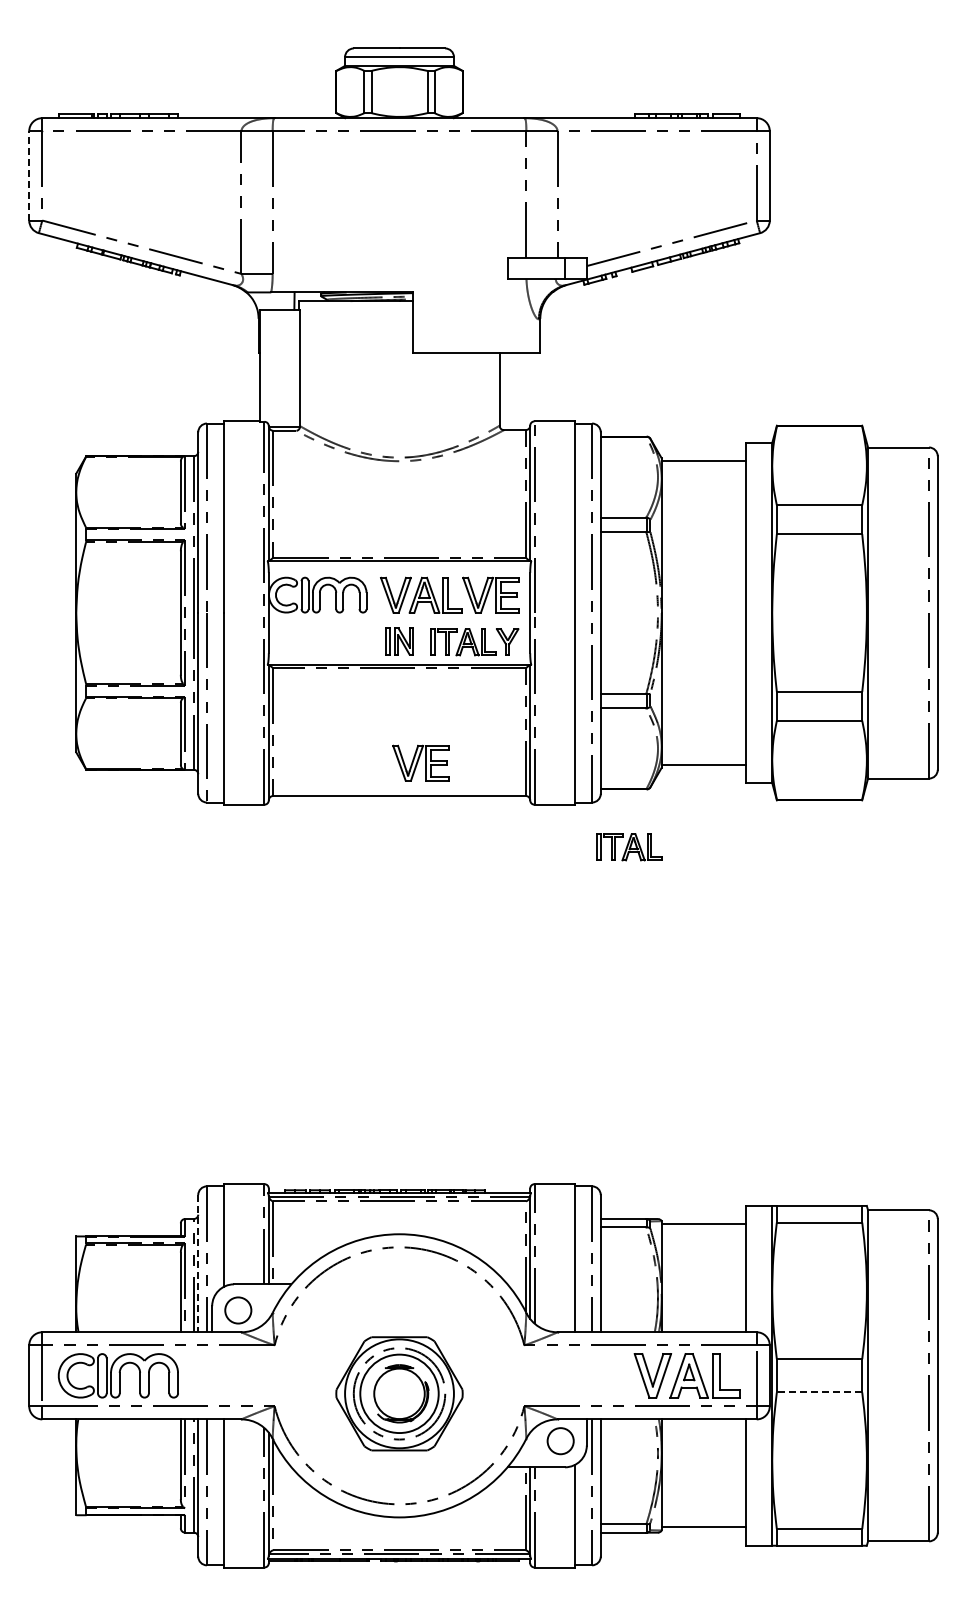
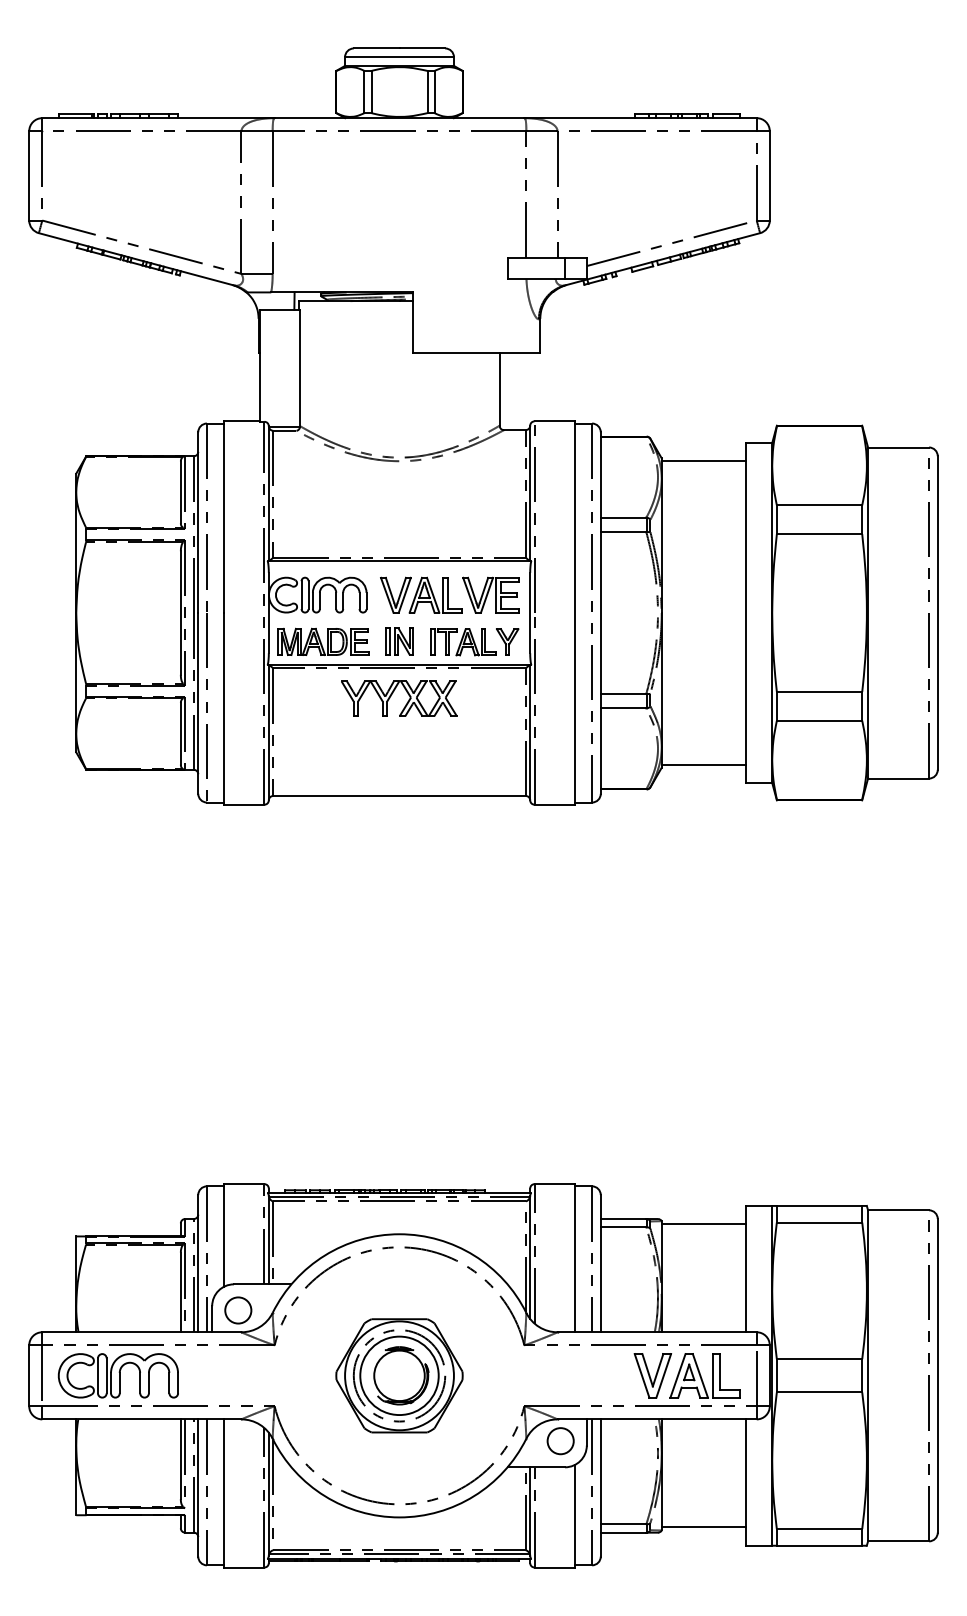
line: dashed -> solid (29, 175)
part: none -> present (323, 641)
part: none -> present (393, 693)
part: present -> none (420, 762)
part: present -> none (629, 847)
line: dashed -> solid (198, 1263)
line: dashed -> solid (819, 1392)
part position: (399, 1393) -> (399, 1375) (399, 1375)
